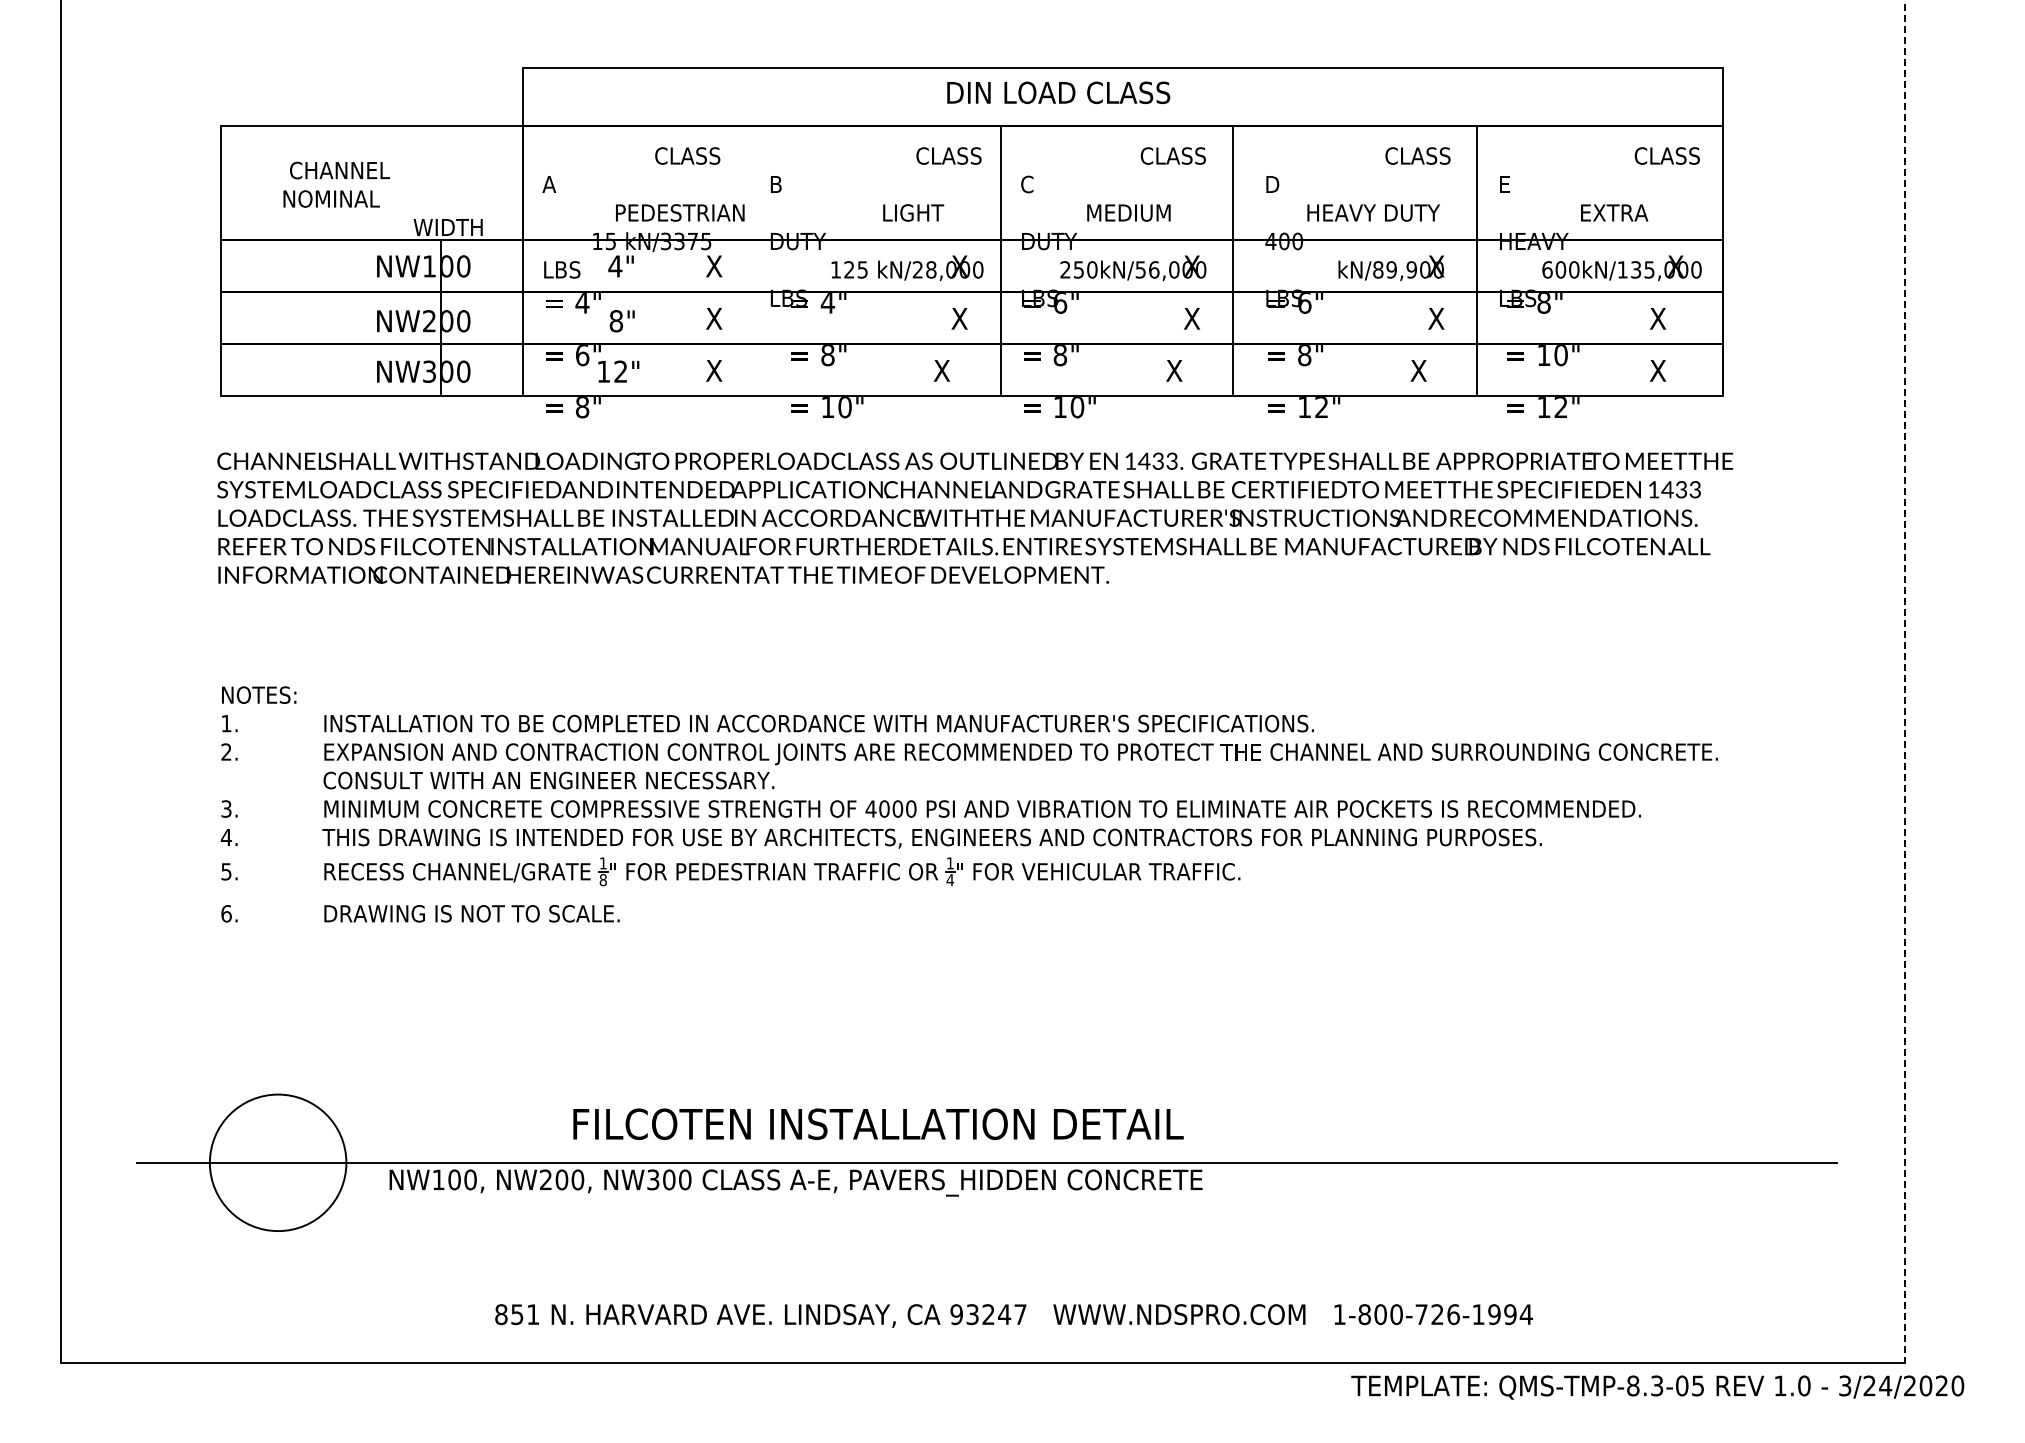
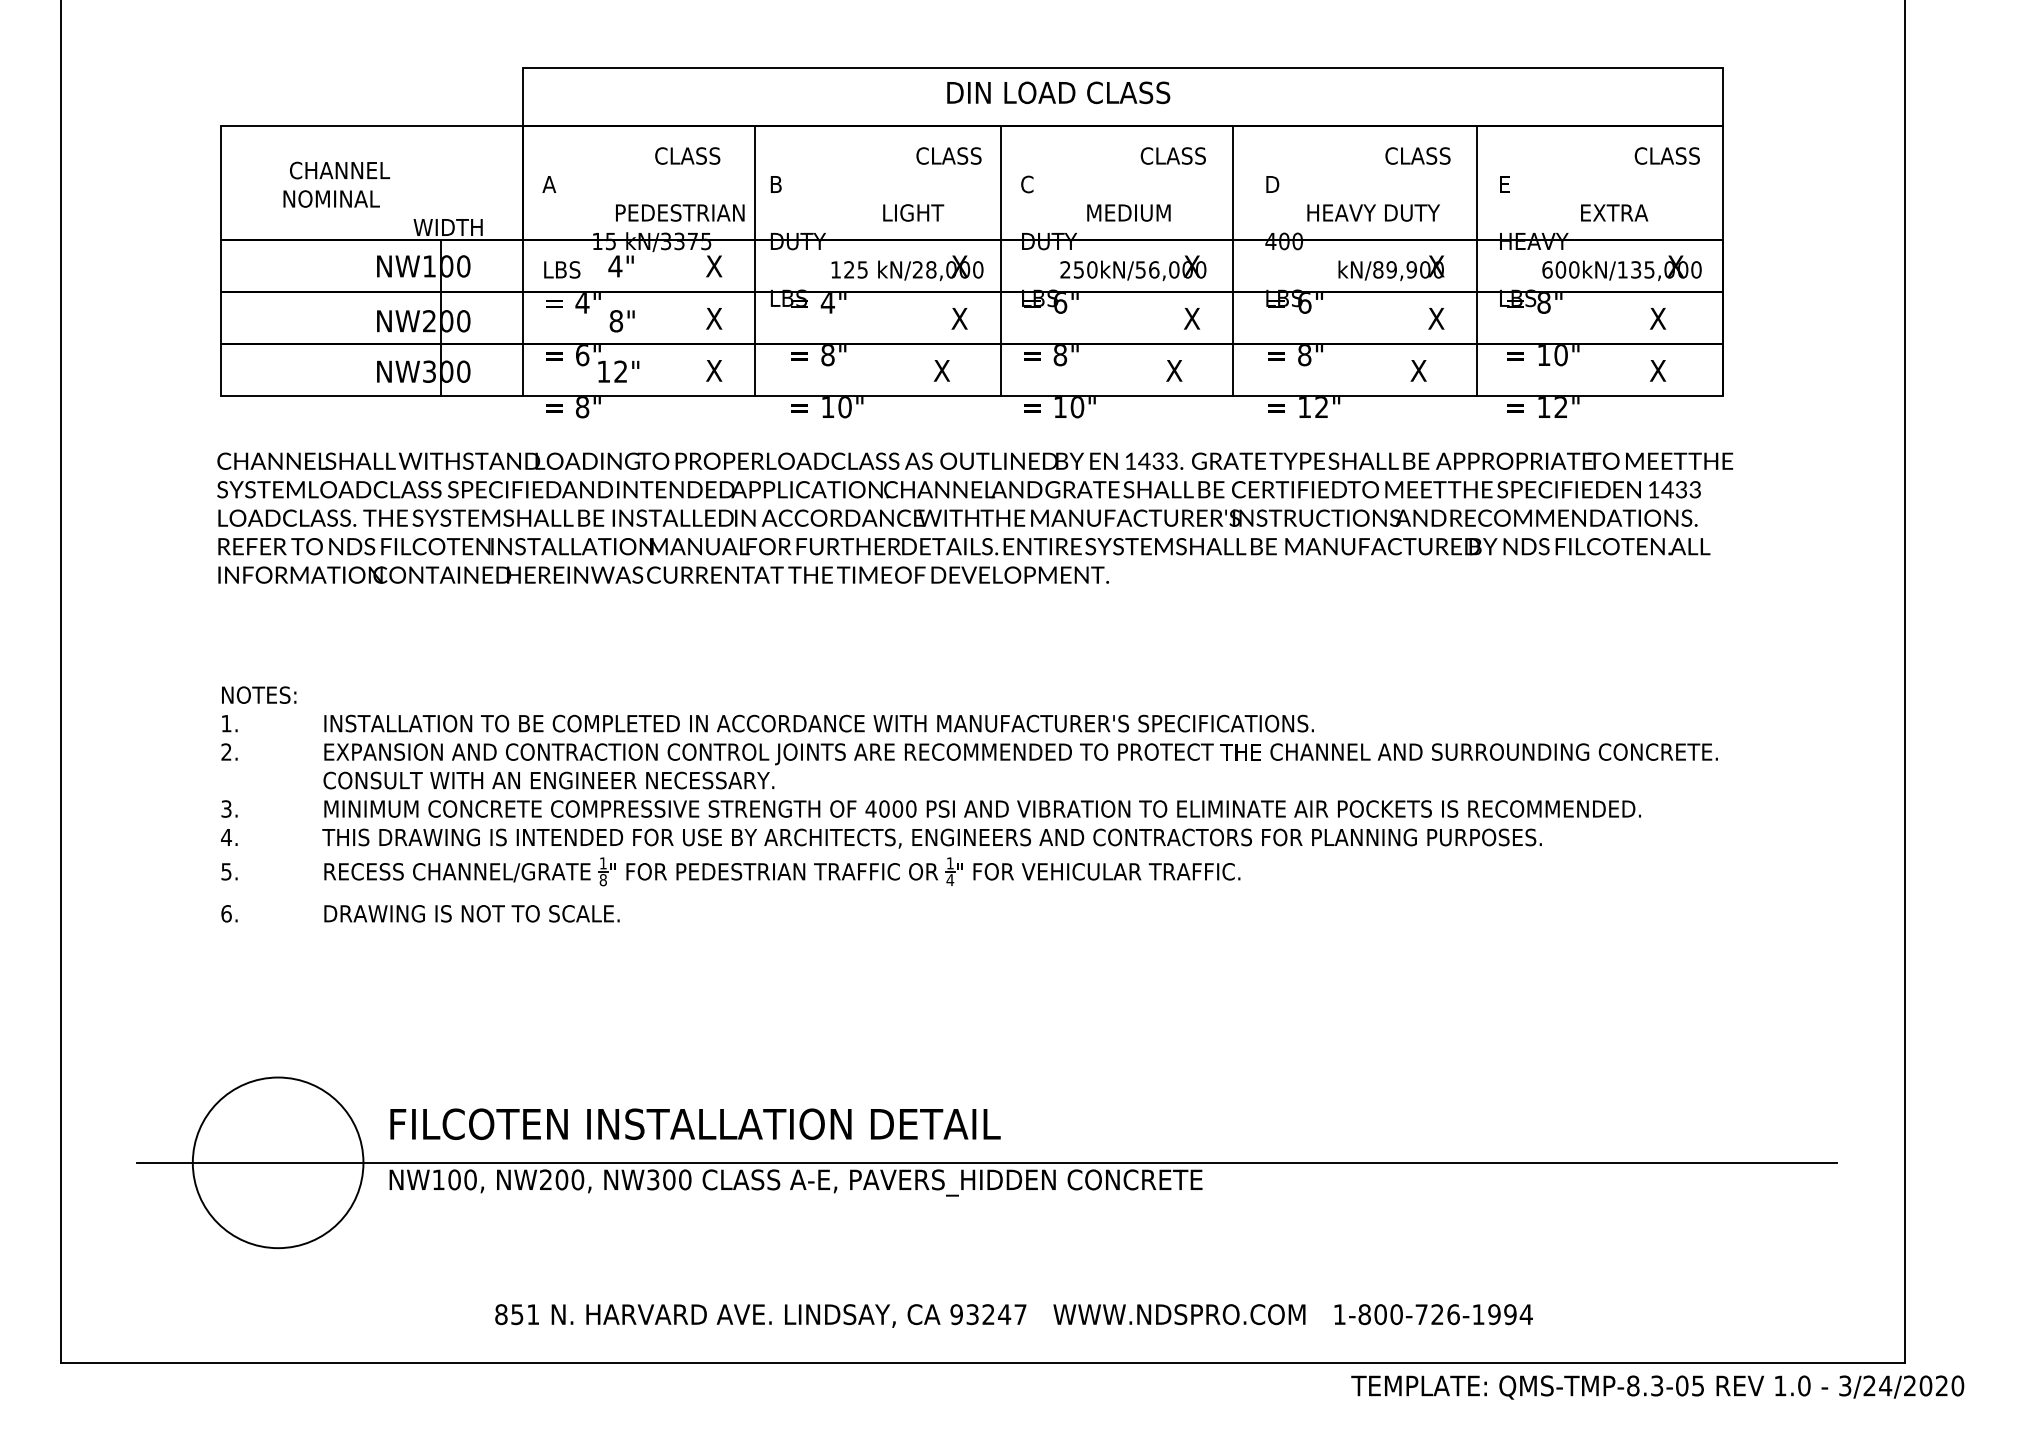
line: none -> present (755, 261)
line: dashed -> solid (1904, 682)
text position: (878, 1123) -> (695, 1123) (695, 1123)
circle diameter: 137 px -> 171 px (277, 1162)
